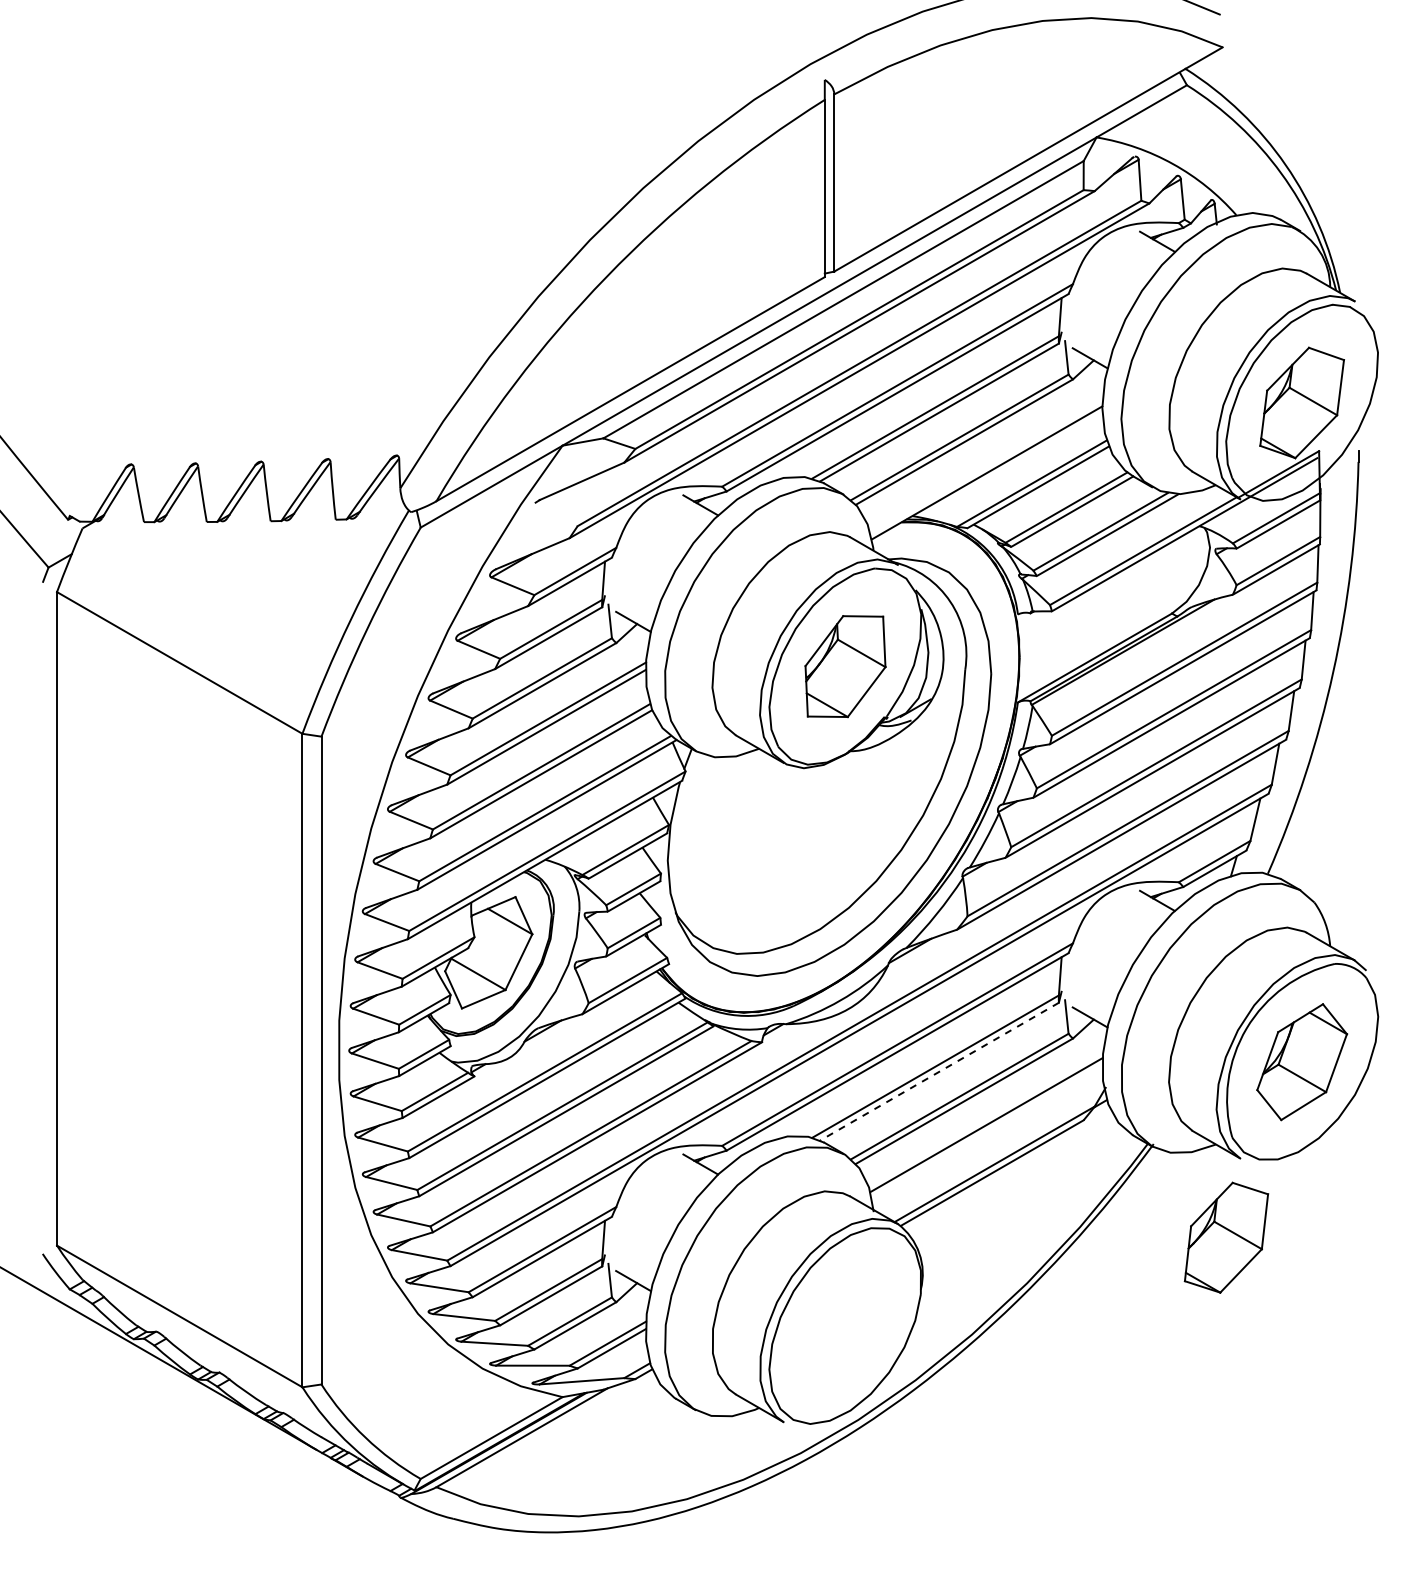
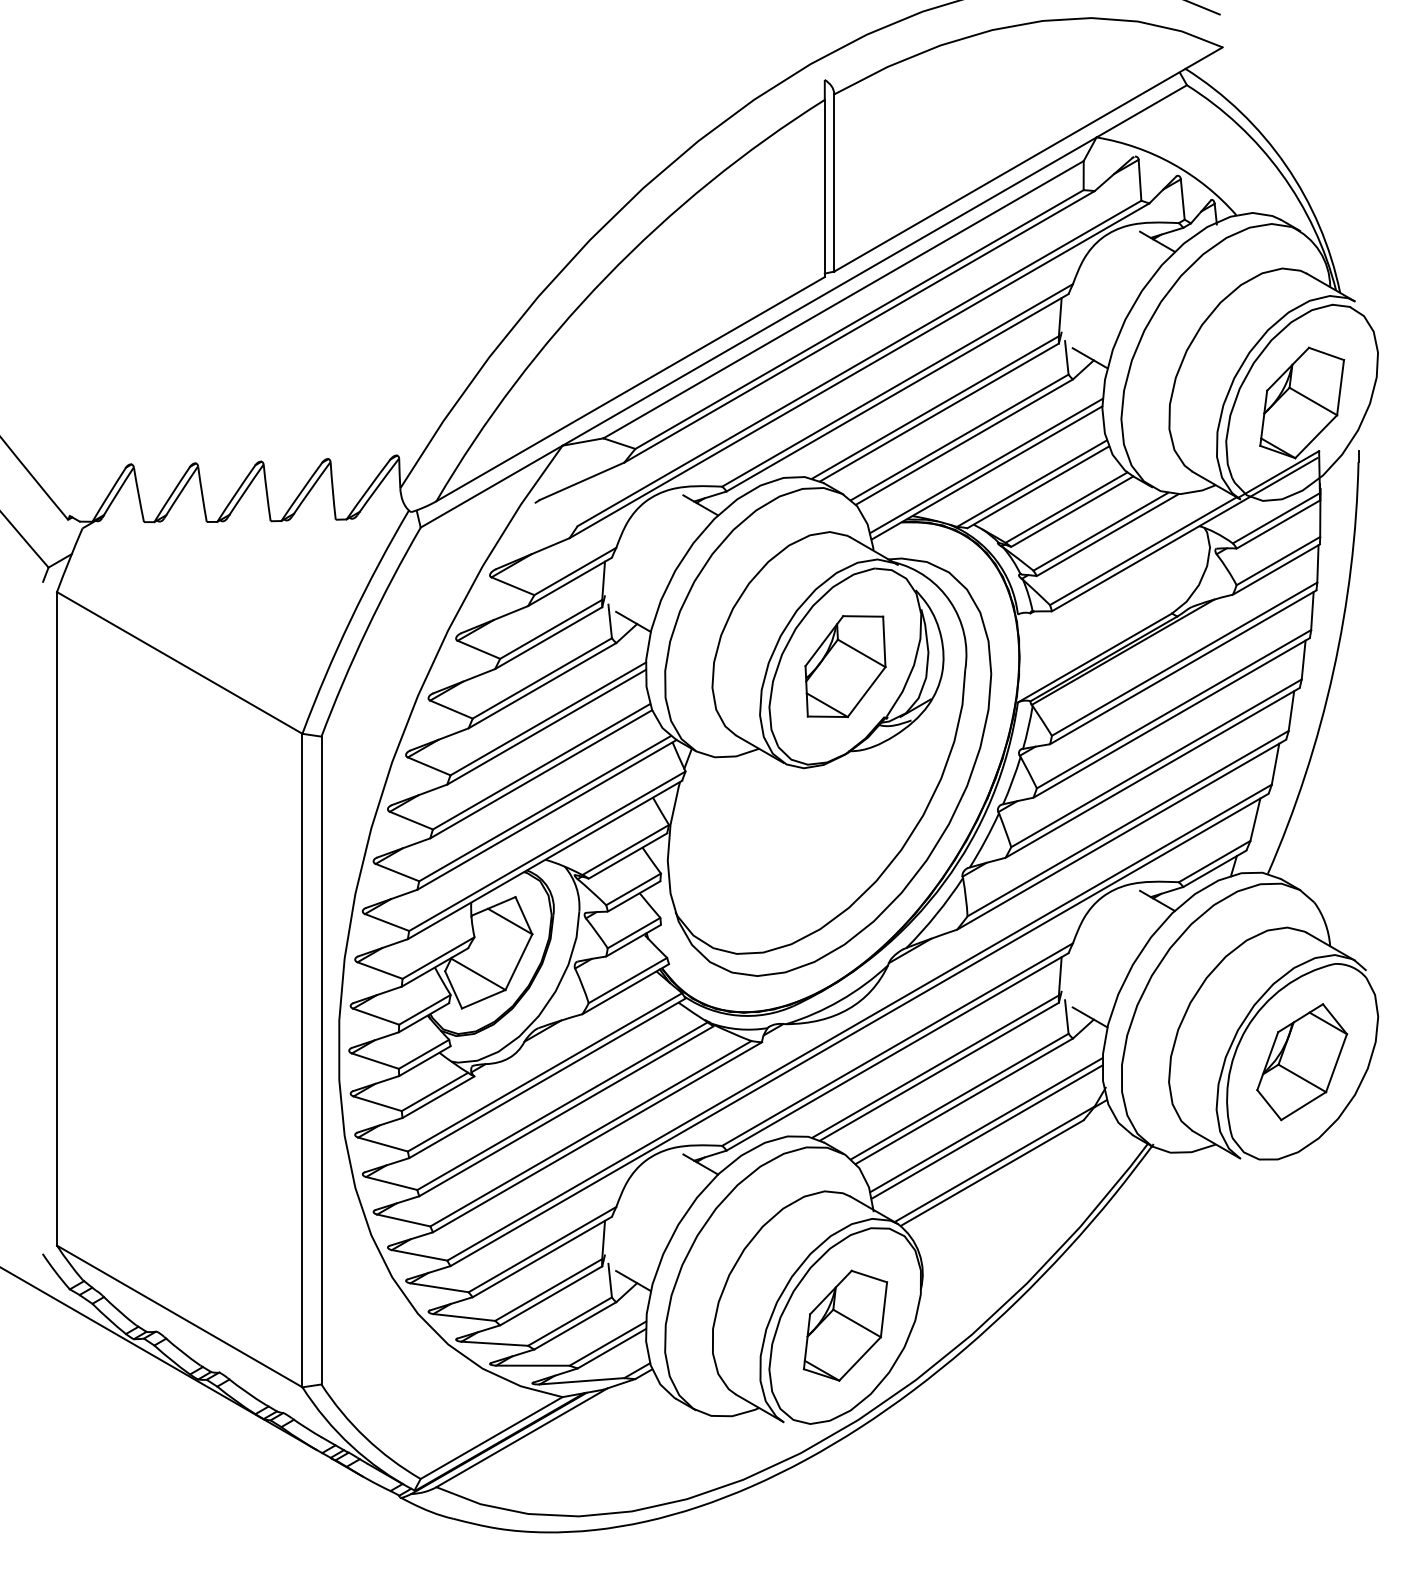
line: none -> present (986, 465)
line: dashed -> solid (939, 1071)
line: none -> present (986, 1131)
part position: (1226, 1237) -> (845, 1325) (845, 1325)
